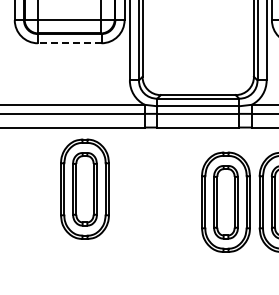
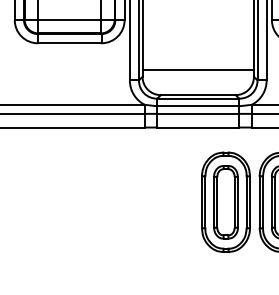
line: dashed -> solid (69, 43)
line: none -> present (197, 69)
part: present -> none (84, 188)
